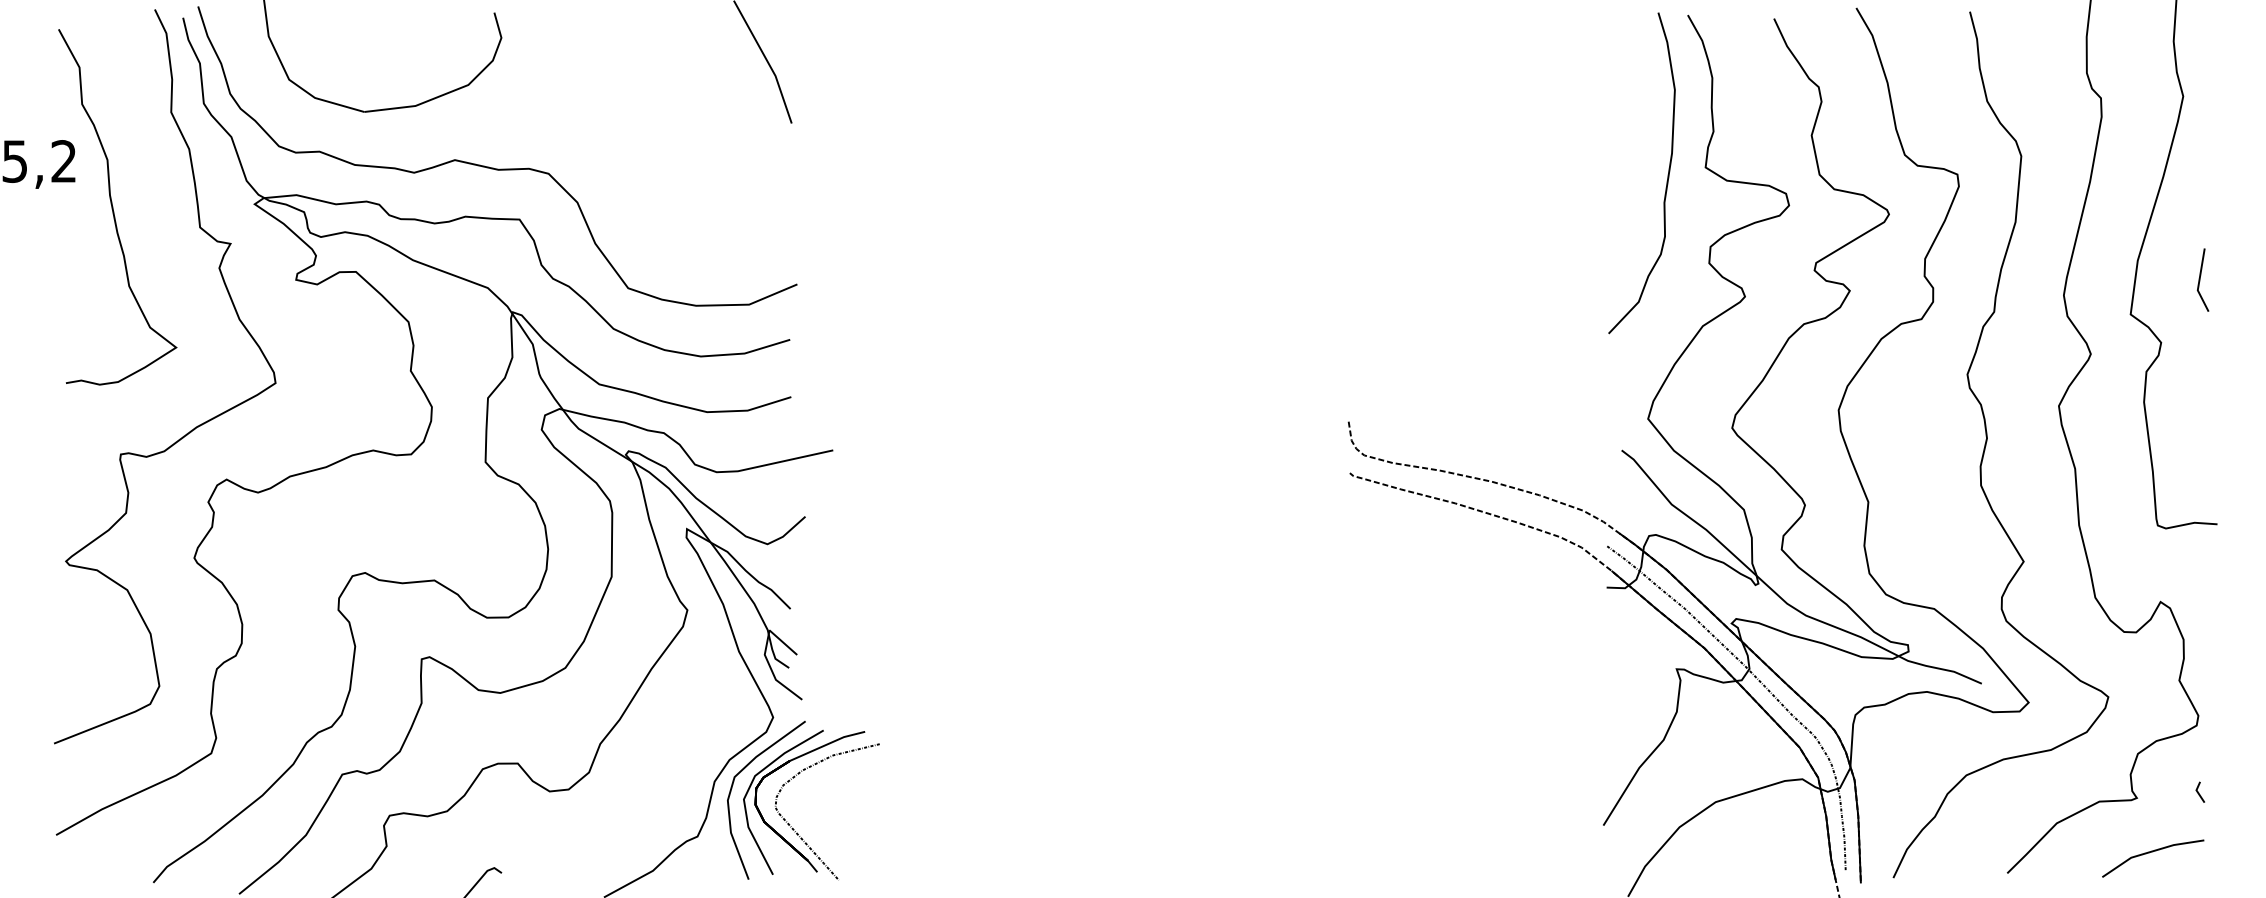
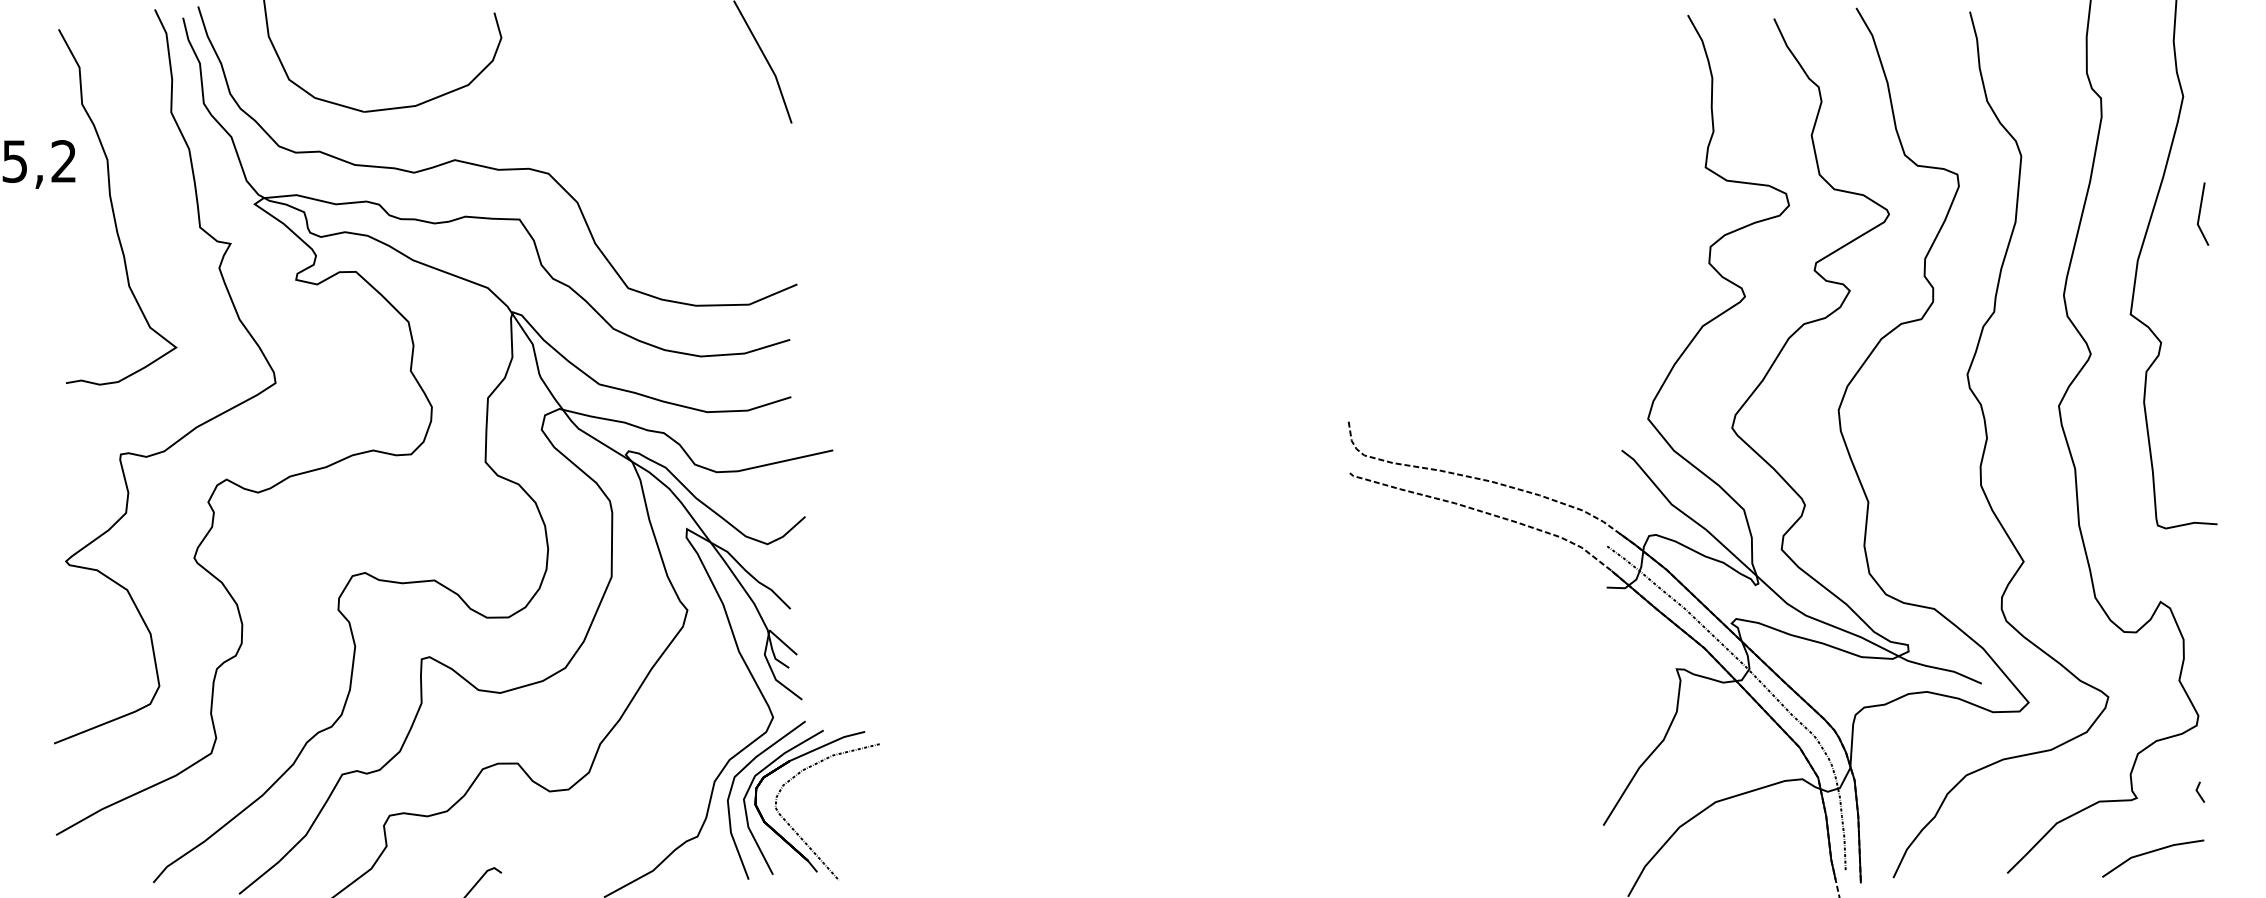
part: present -> none (1667, 174)
part position: (2202, 279) -> (2202, 213) (2202, 213)
